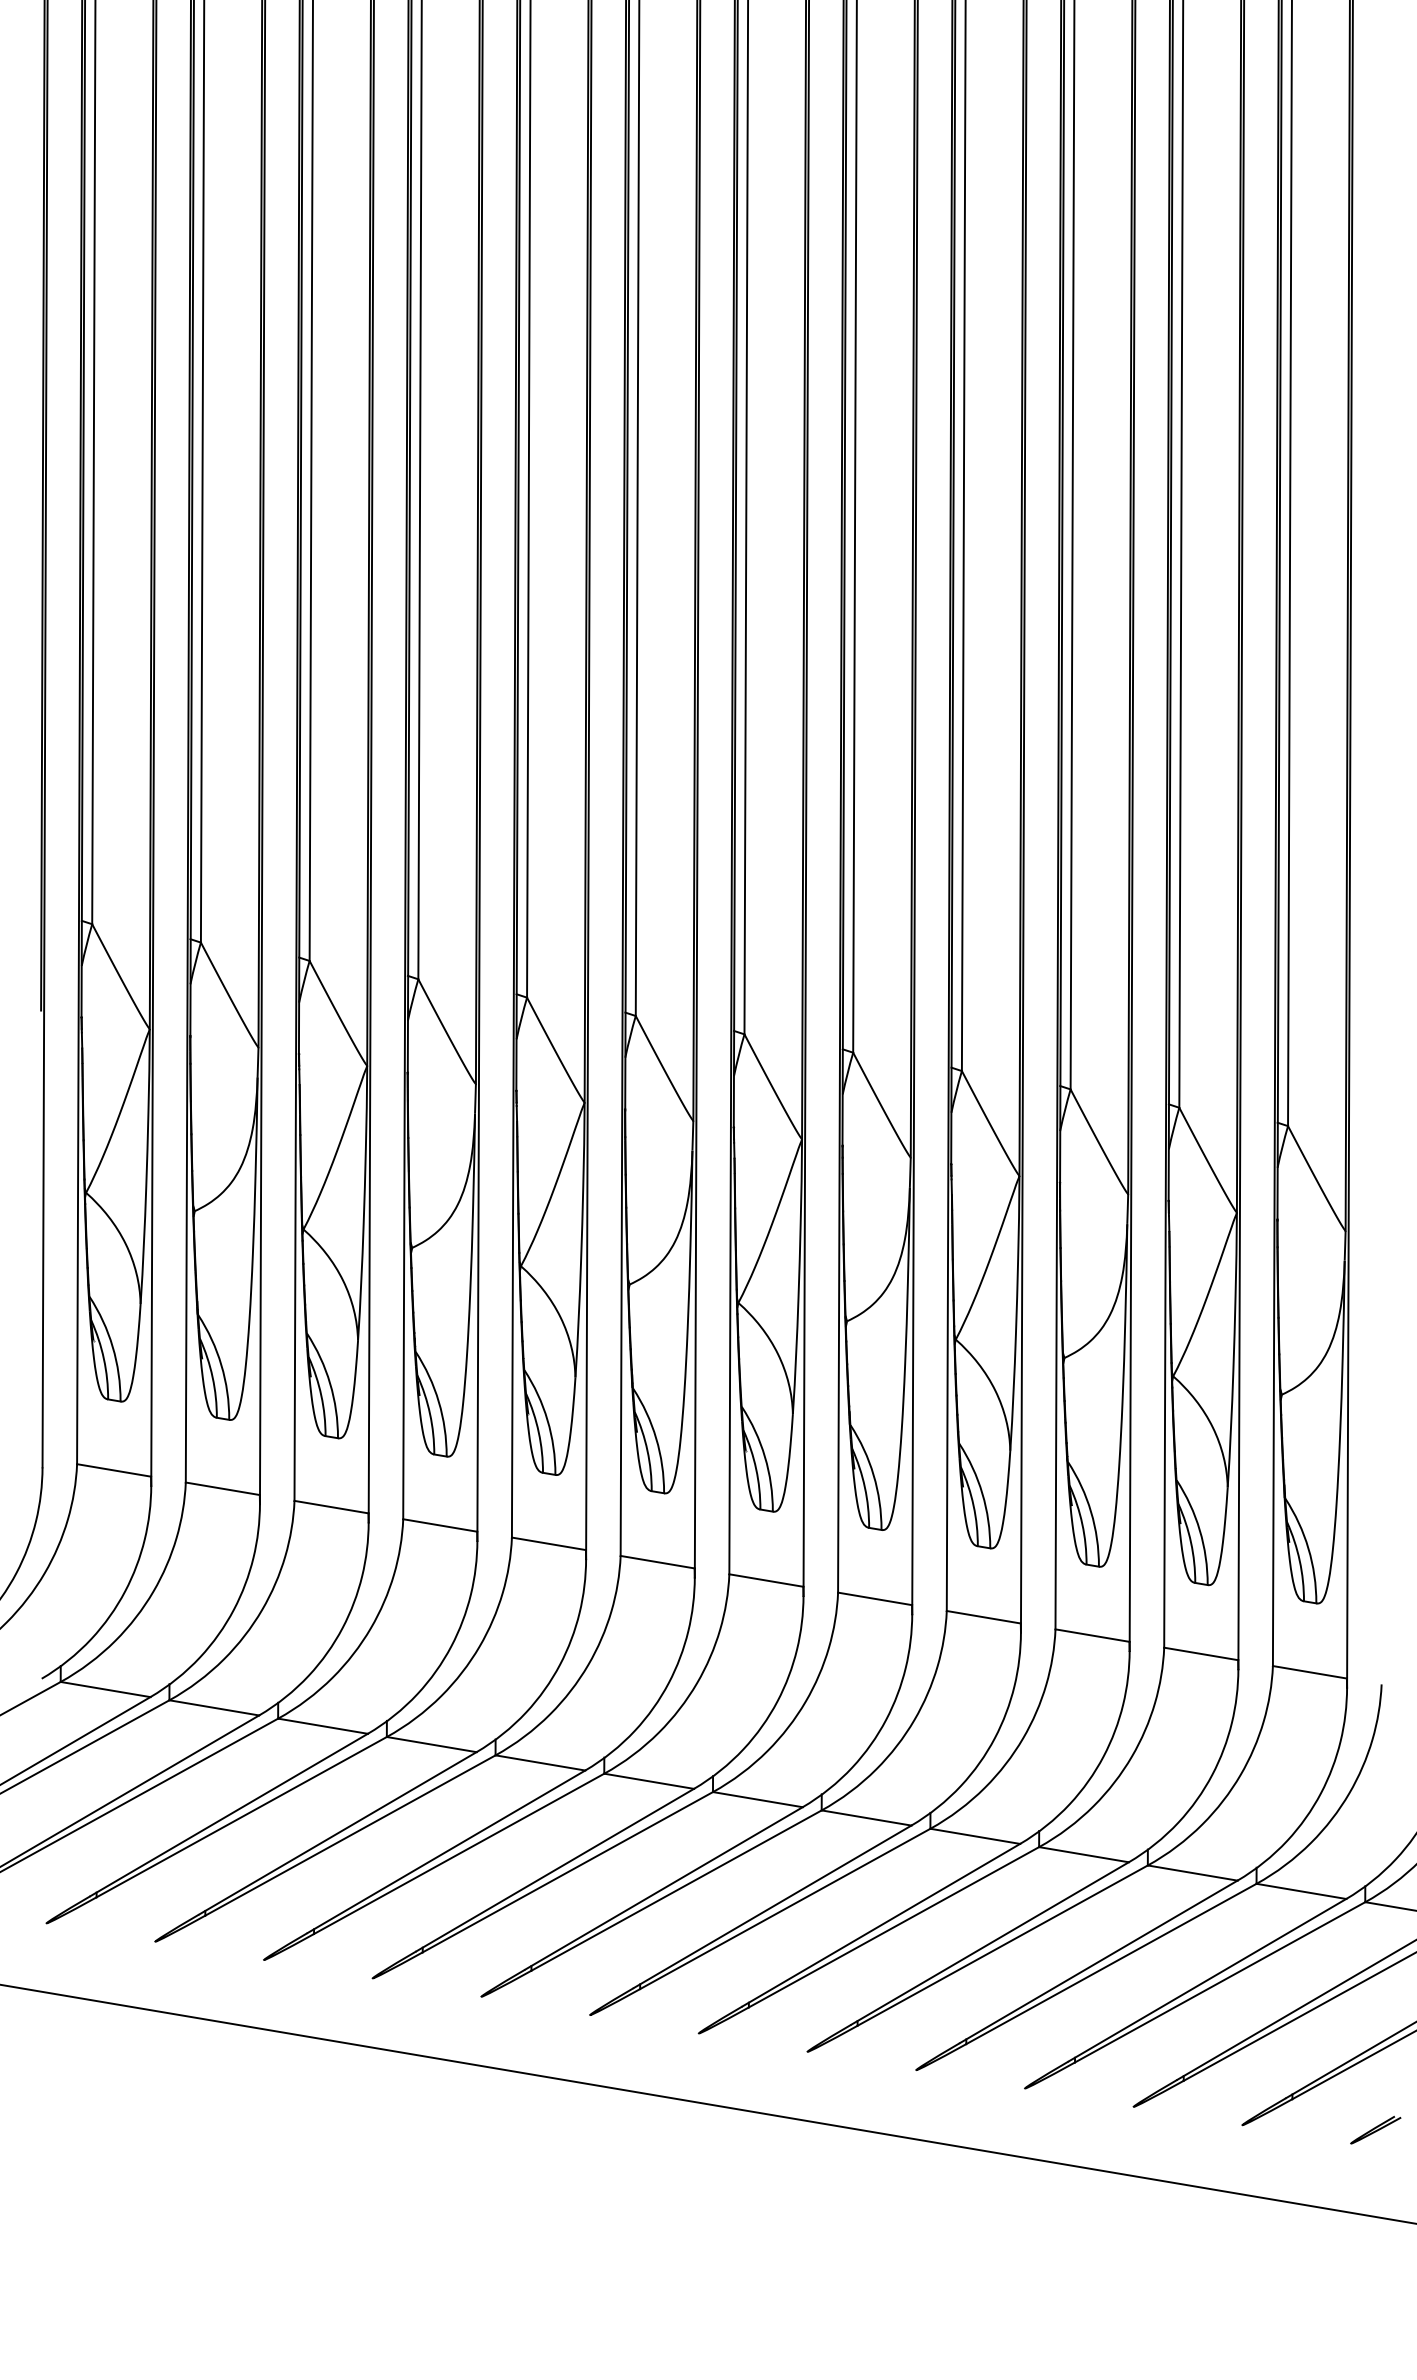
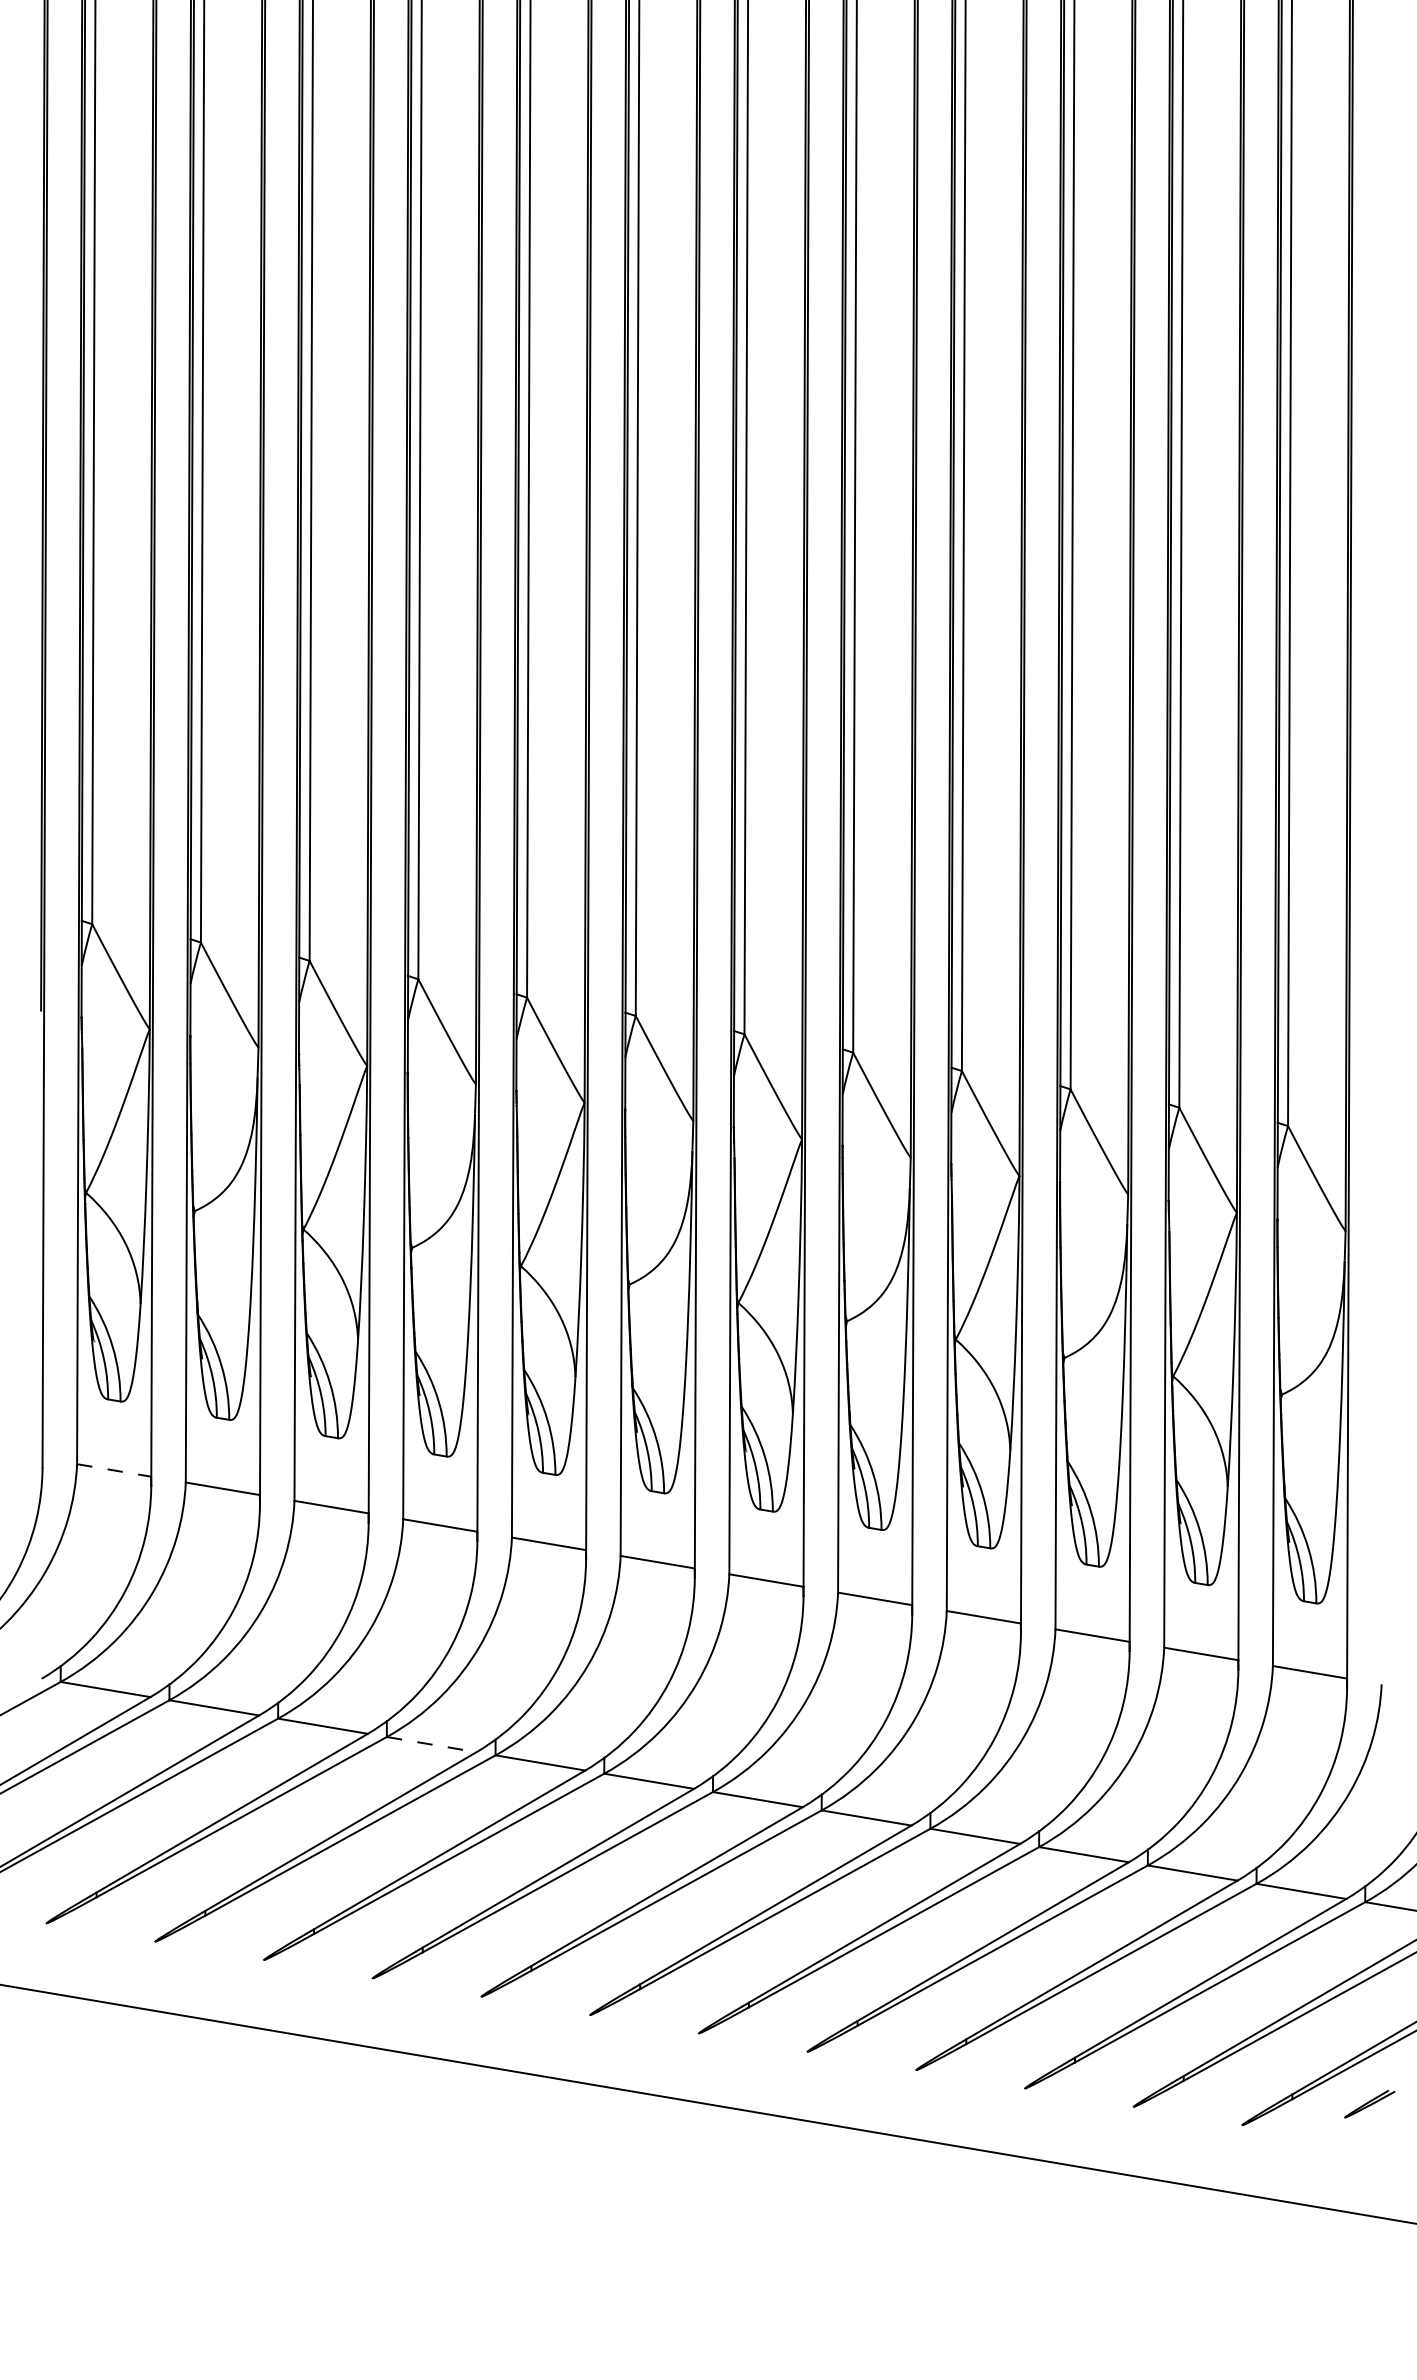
line: solid -> dashed (114, 1470)
line: solid -> dashed (431, 1744)
curve position: (1375, 2128) -> (1369, 2102) (1369, 2102)
